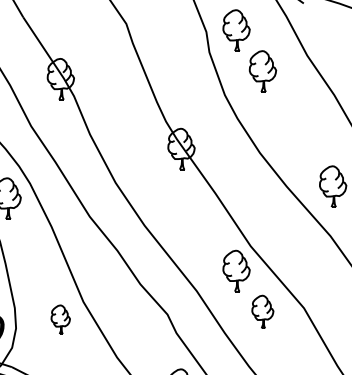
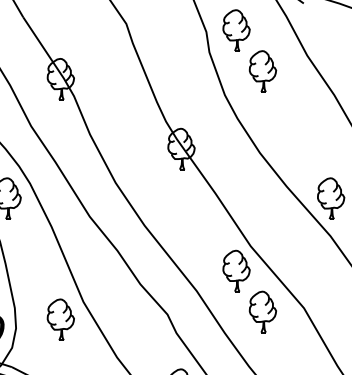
part position: (333, 186) -> (331, 198) (331, 198)
part size: 24x35 px -> 29x44 px (262, 311)
part size: 21x31 px -> 29x43 px (60, 319)
